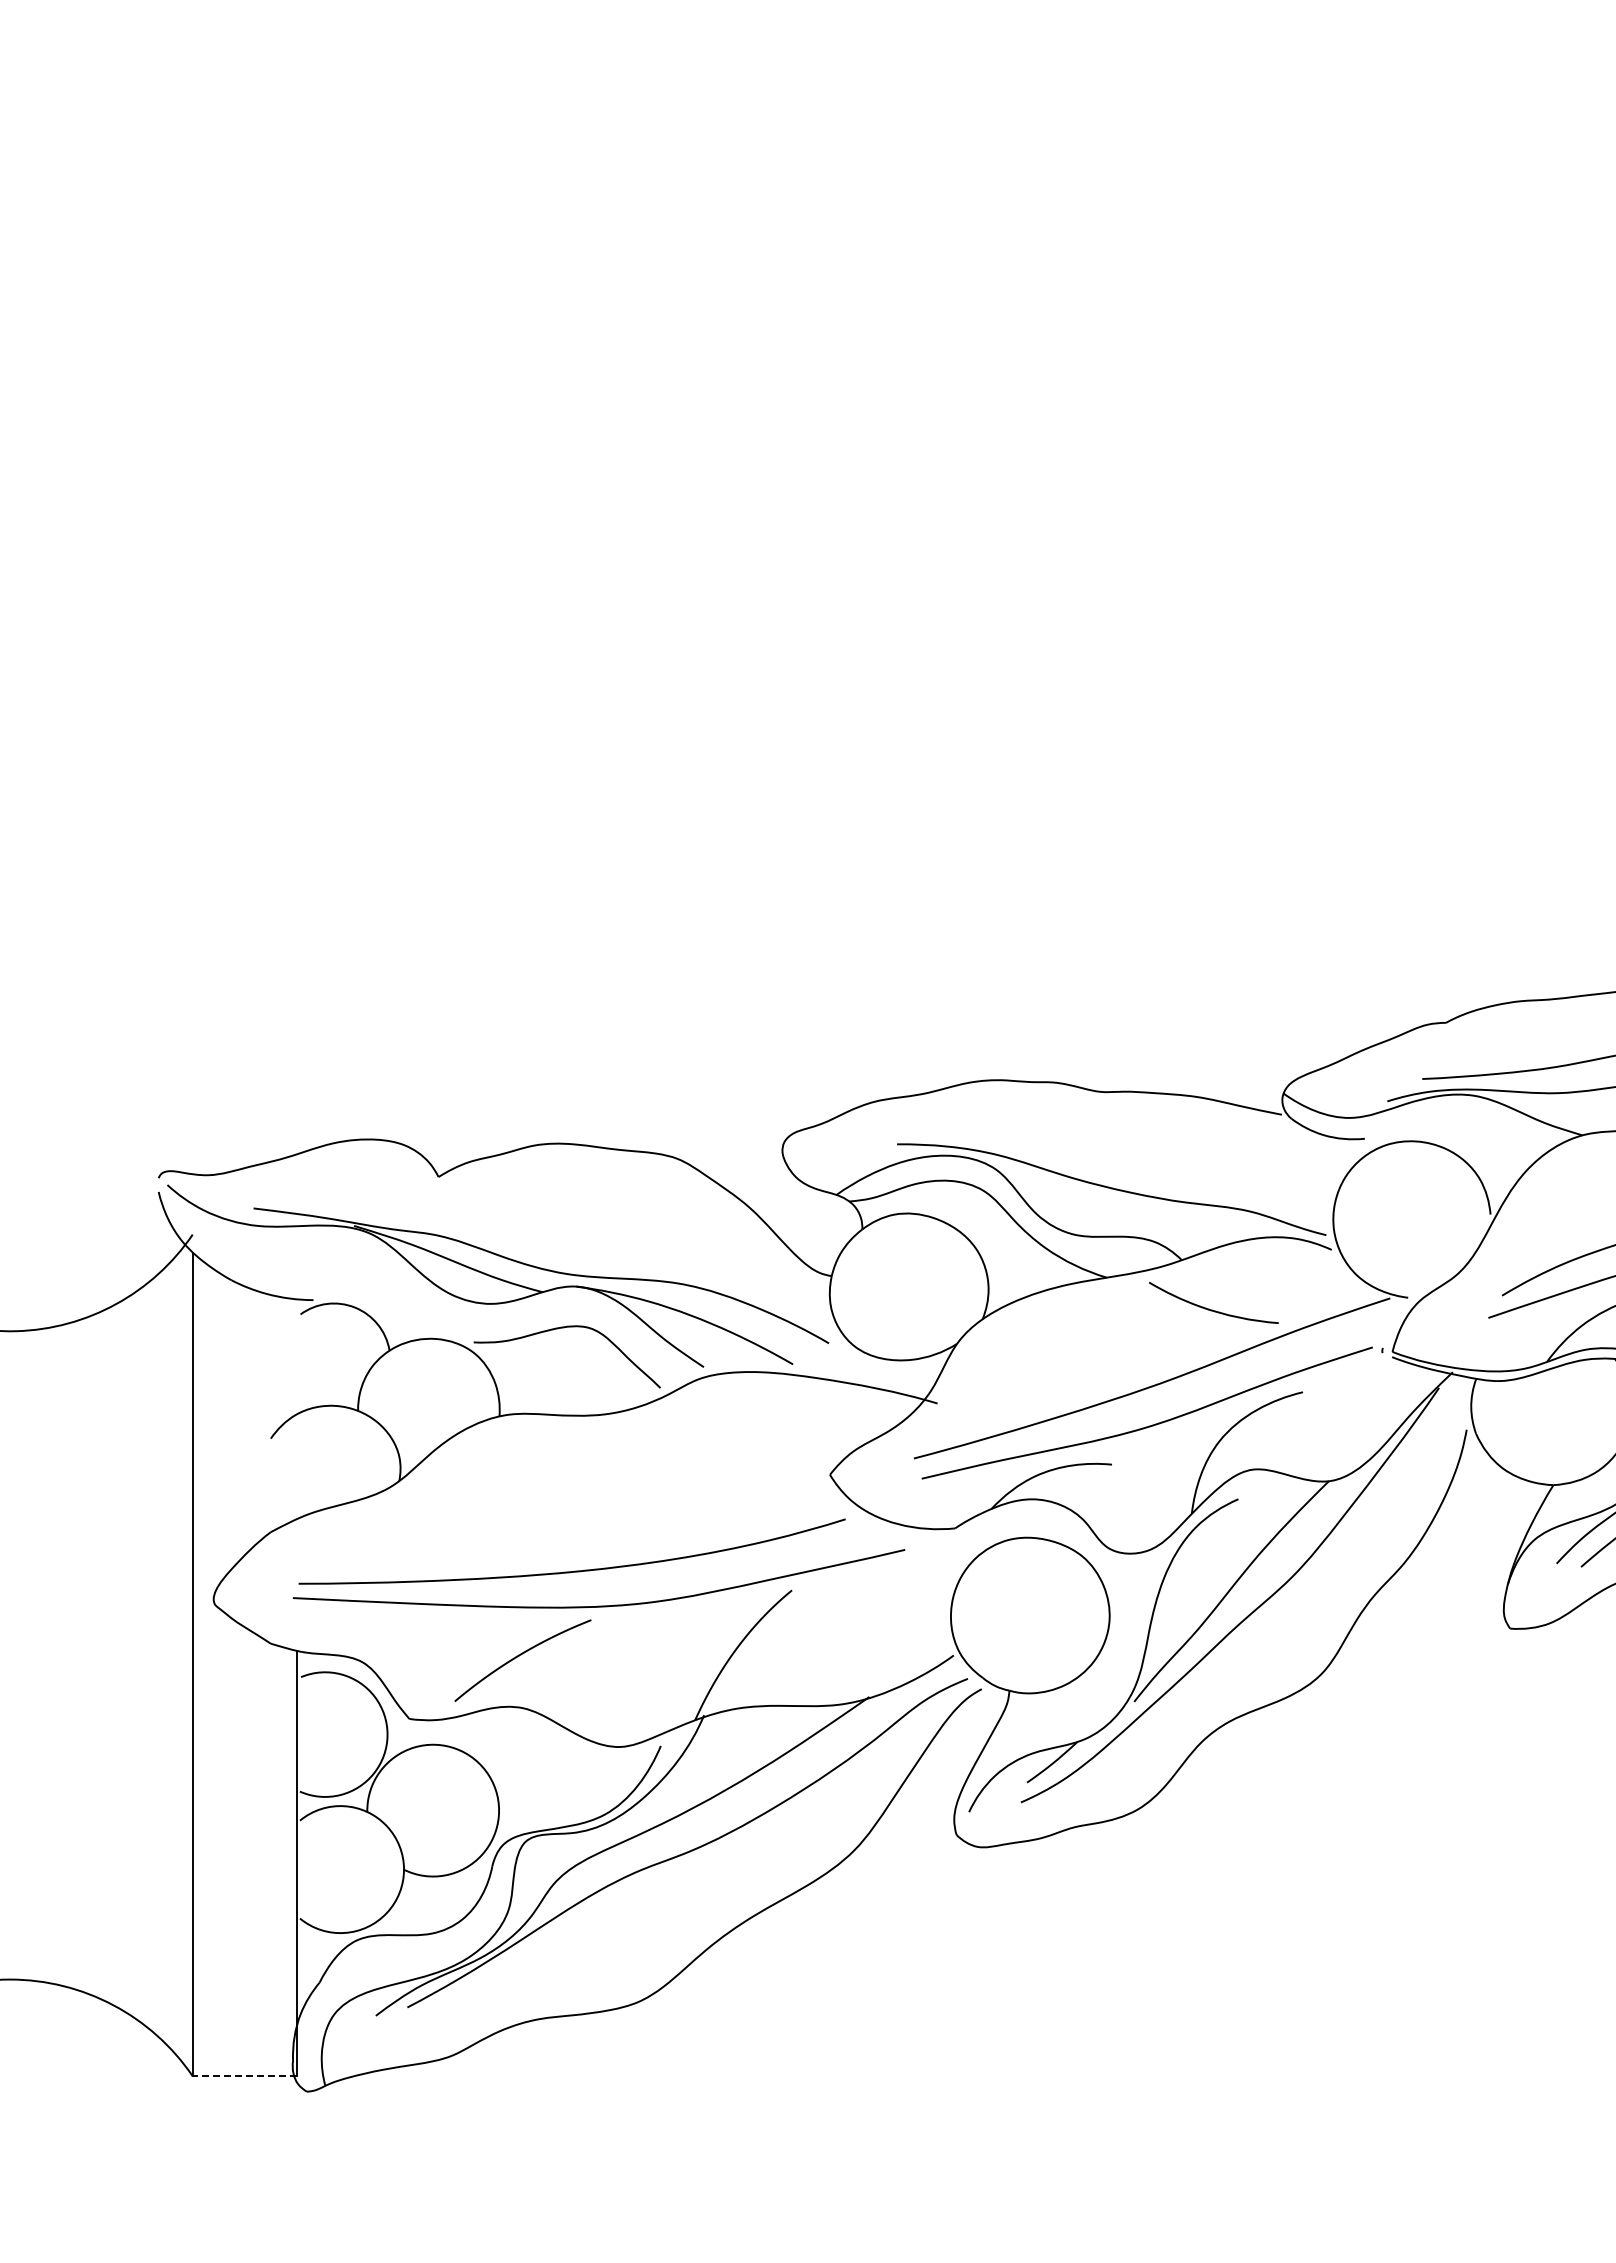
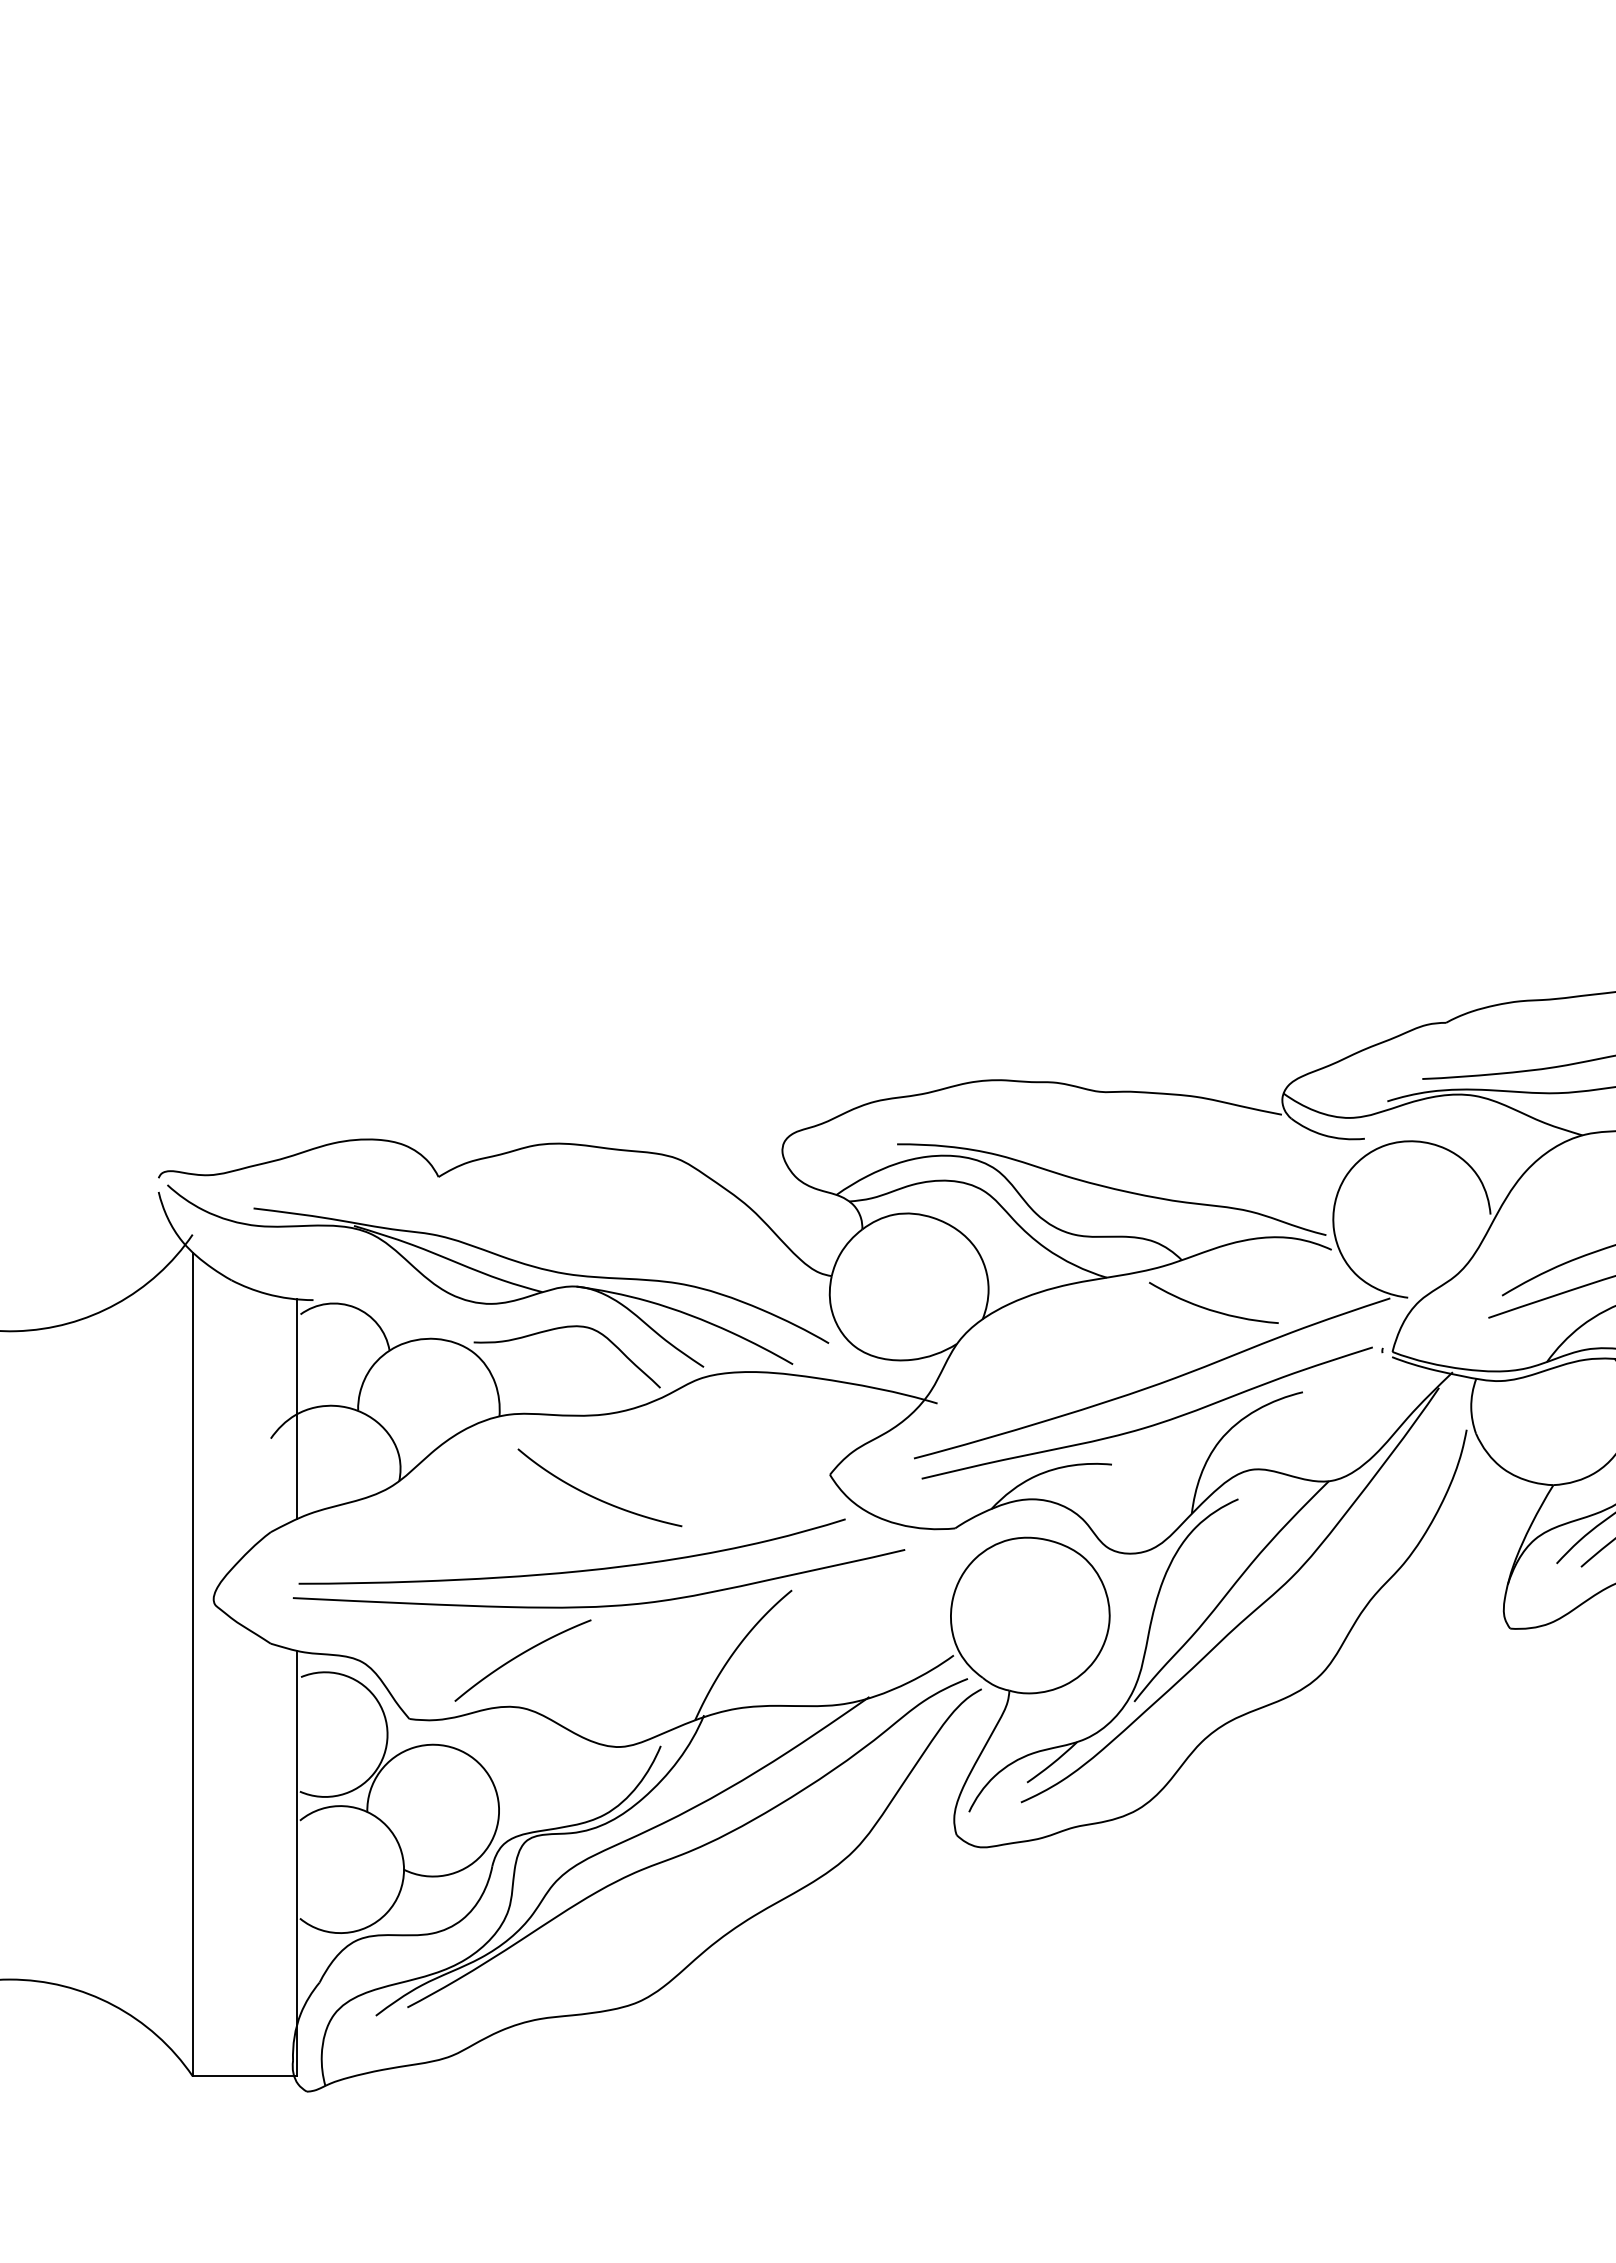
line: none -> present (296, 1409)
curve: none -> present (594, 1496)
line: dashed -> solid (244, 2076)
